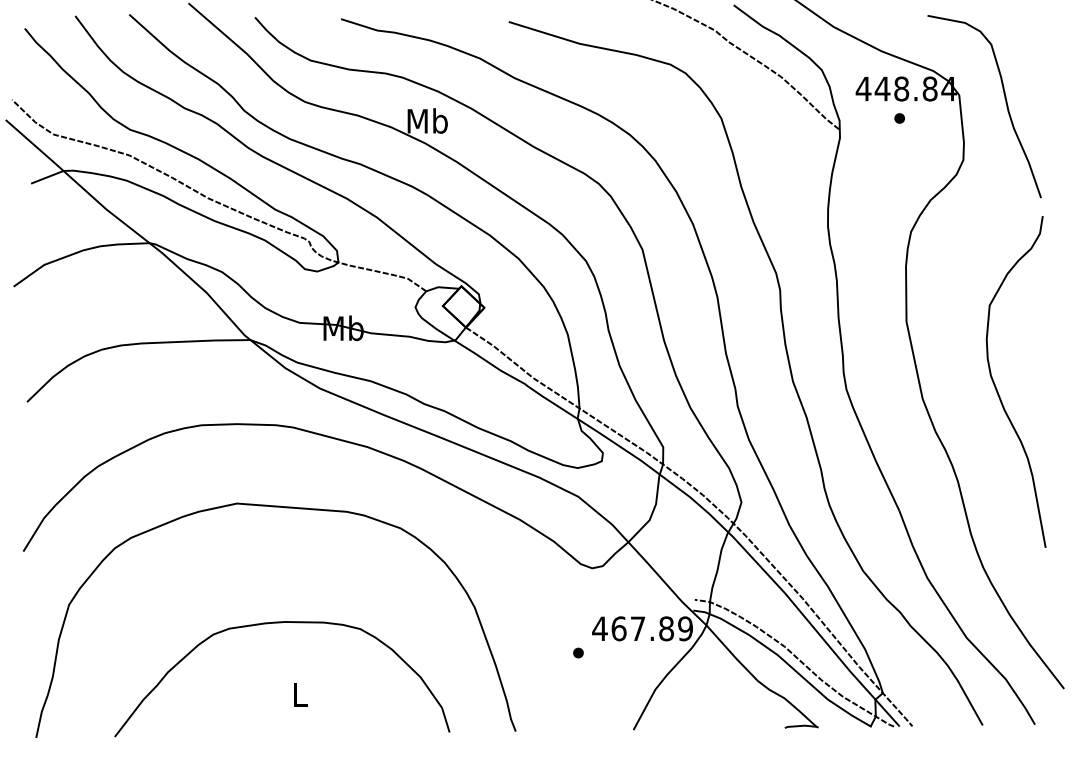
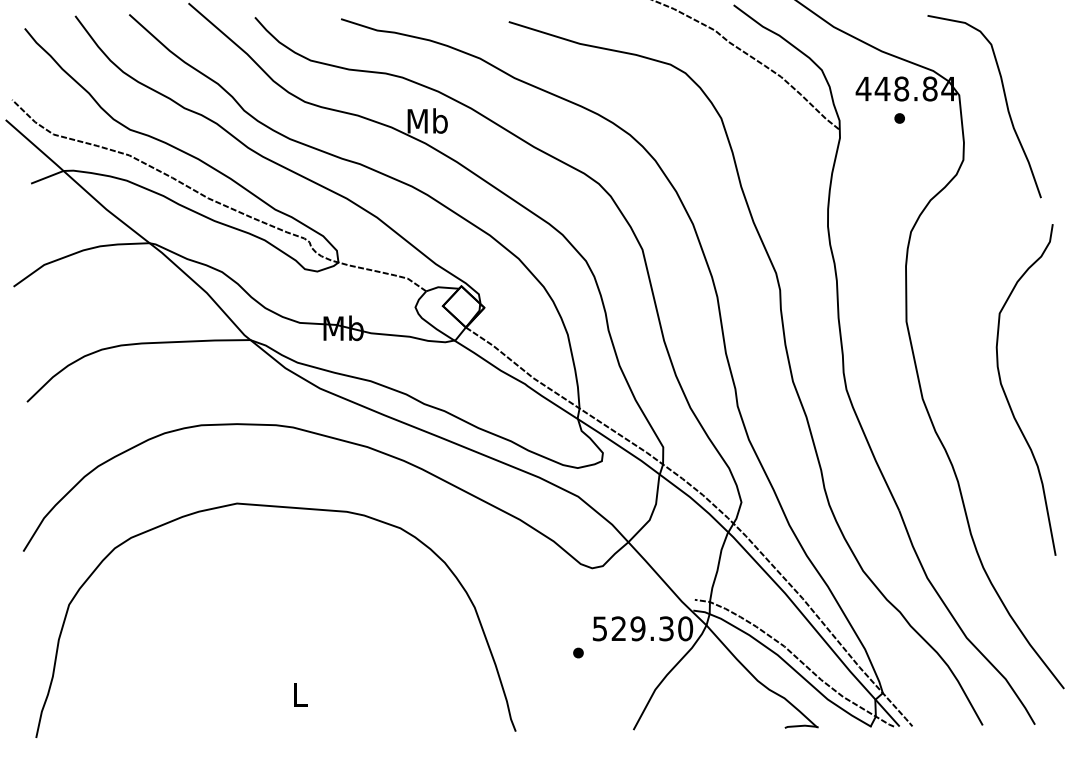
curve position: (996, 386) -> (1006, 394) (1006, 394)
curve: present -> none (281, 623)
text: 467.89 -> 529.30 (642, 628)
